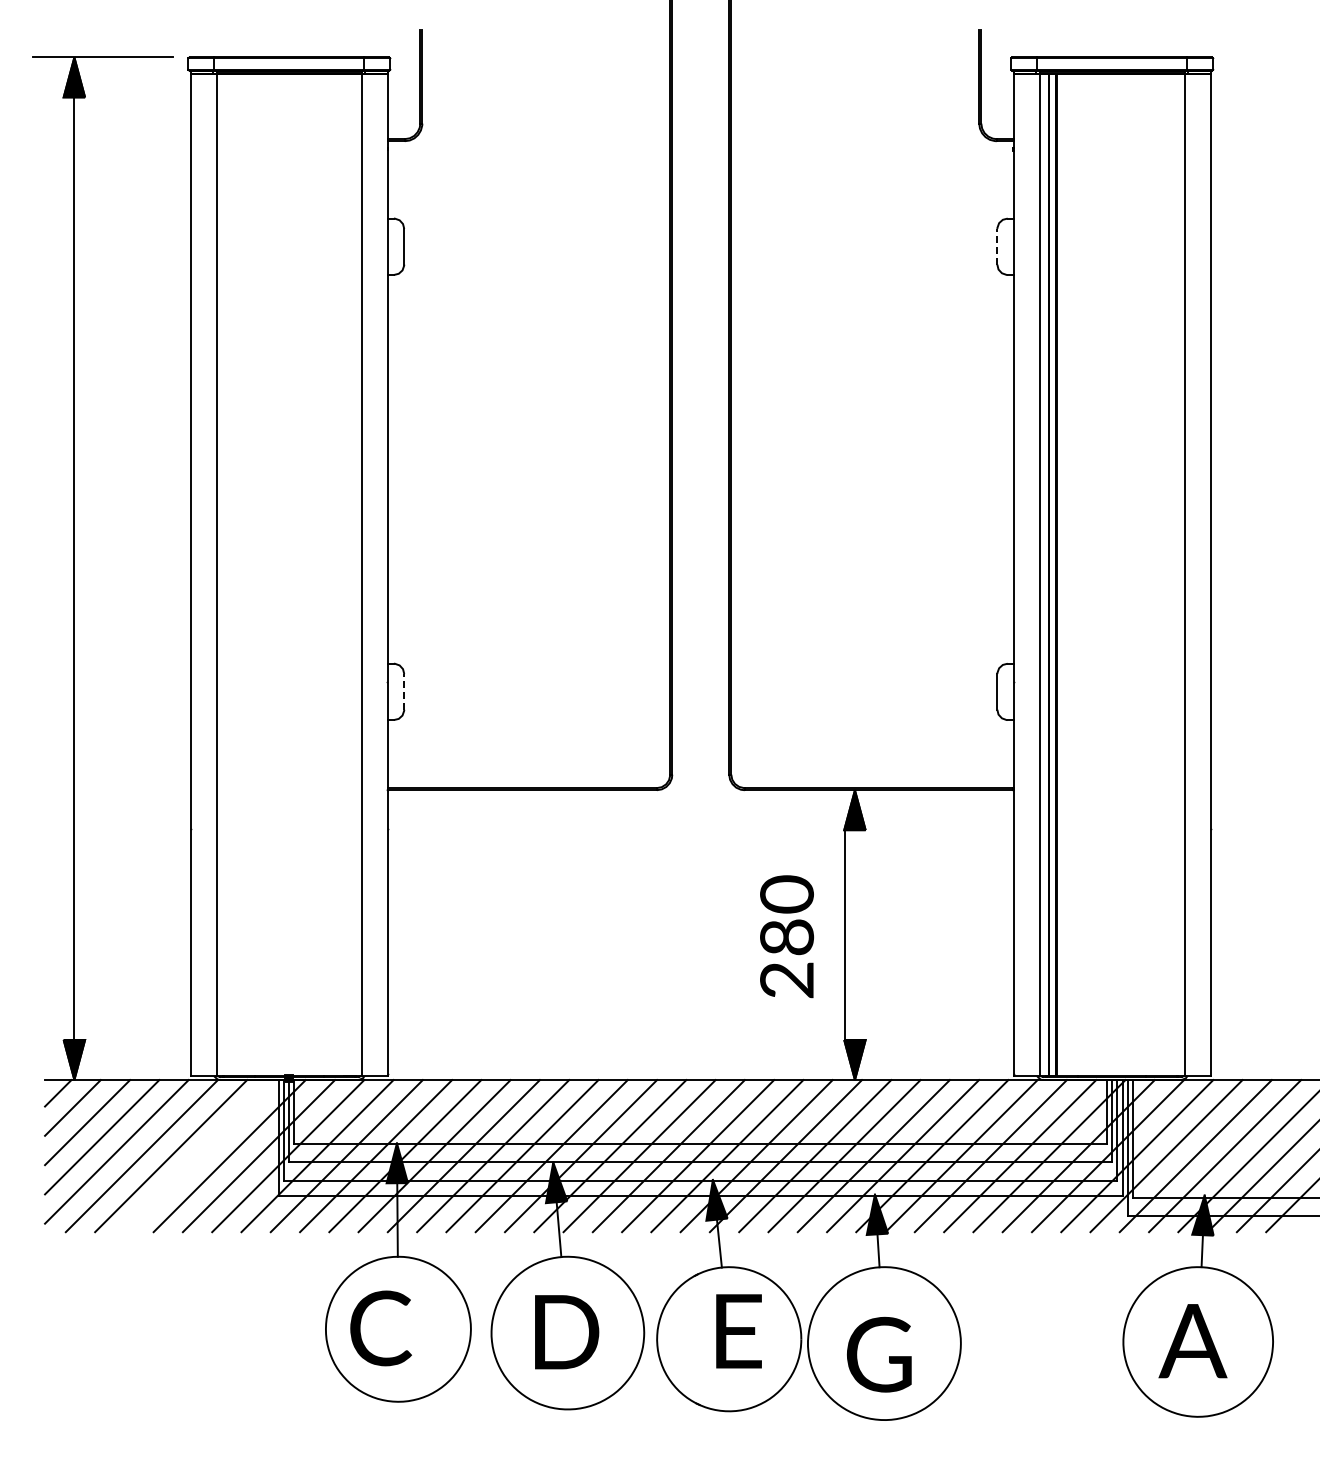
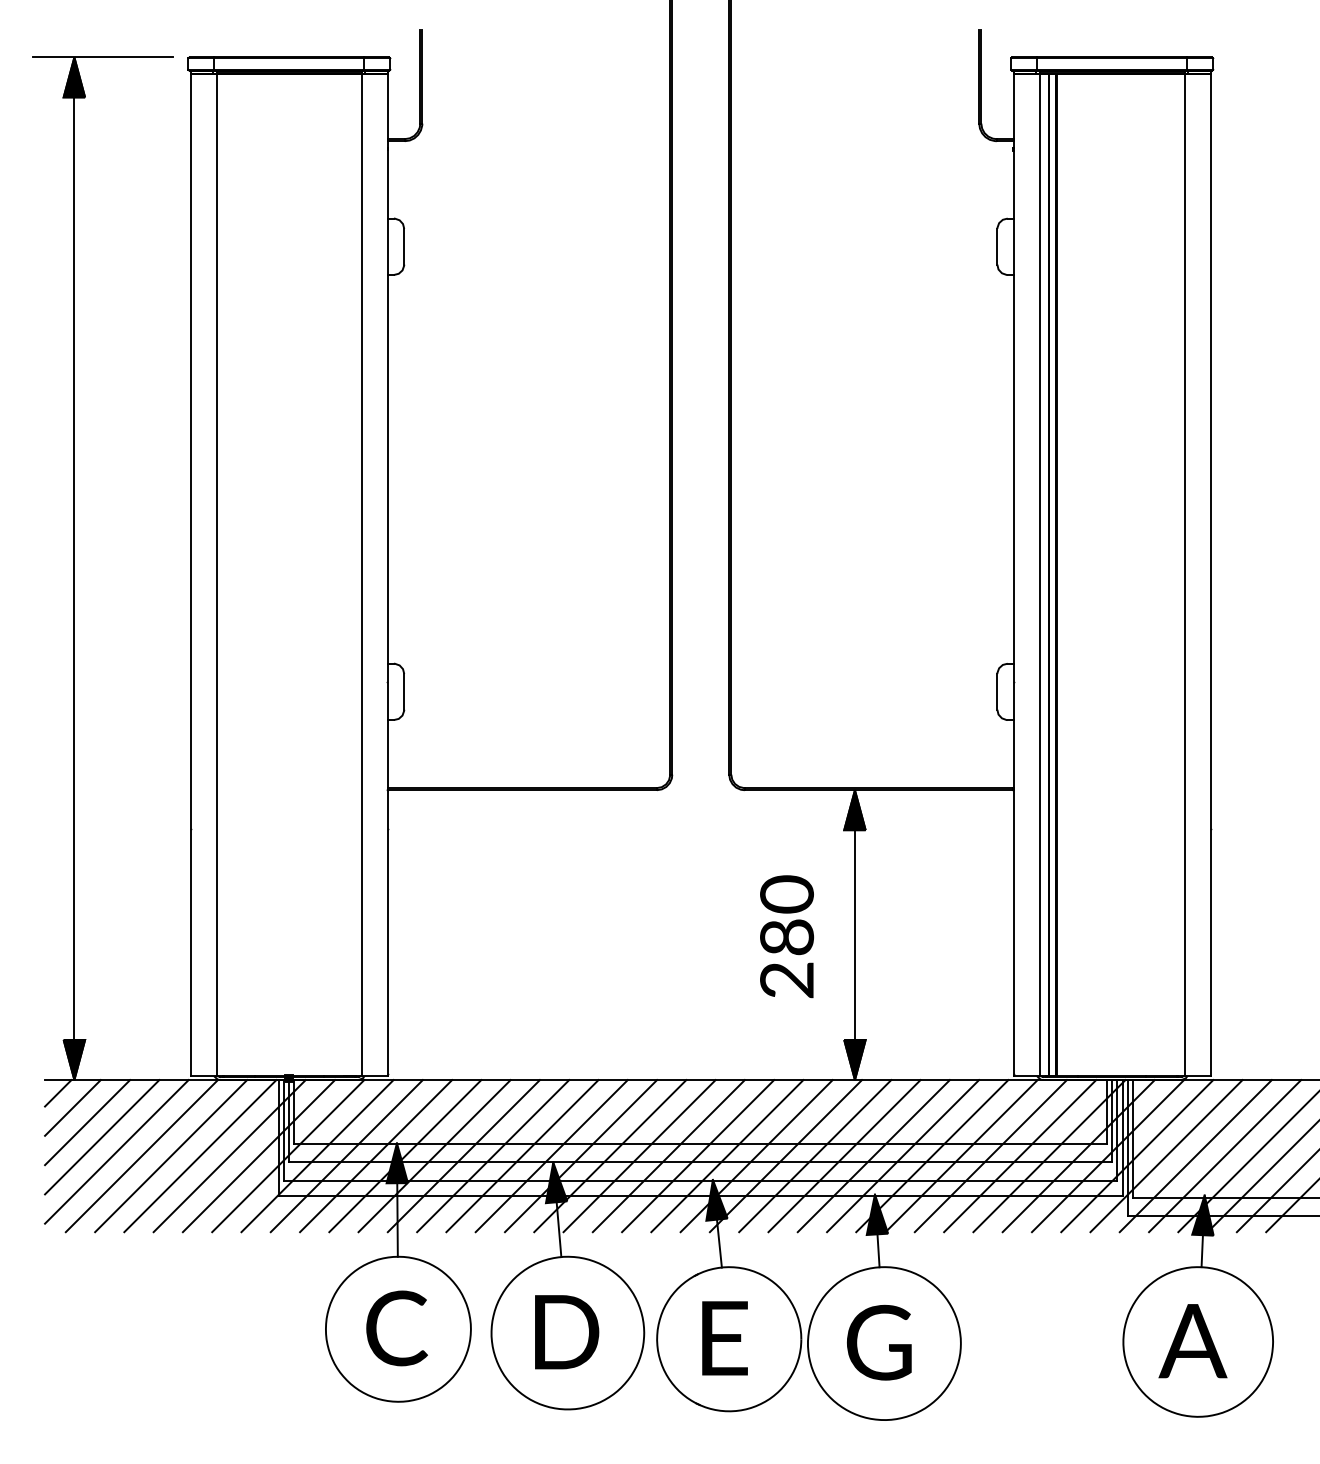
line: dashed -> solid (997, 246)
line: dashed -> solid (404, 691)
line position: (844, 935) -> (854, 935) (854, 935)
line: none -> present (200, 1156)
text position: (380, 1328) -> (396, 1328) (396, 1328)
text position: (738, 1331) -> (724, 1338) (724, 1338)
text position: (879, 1354) -> (879, 1342) (879, 1342)
